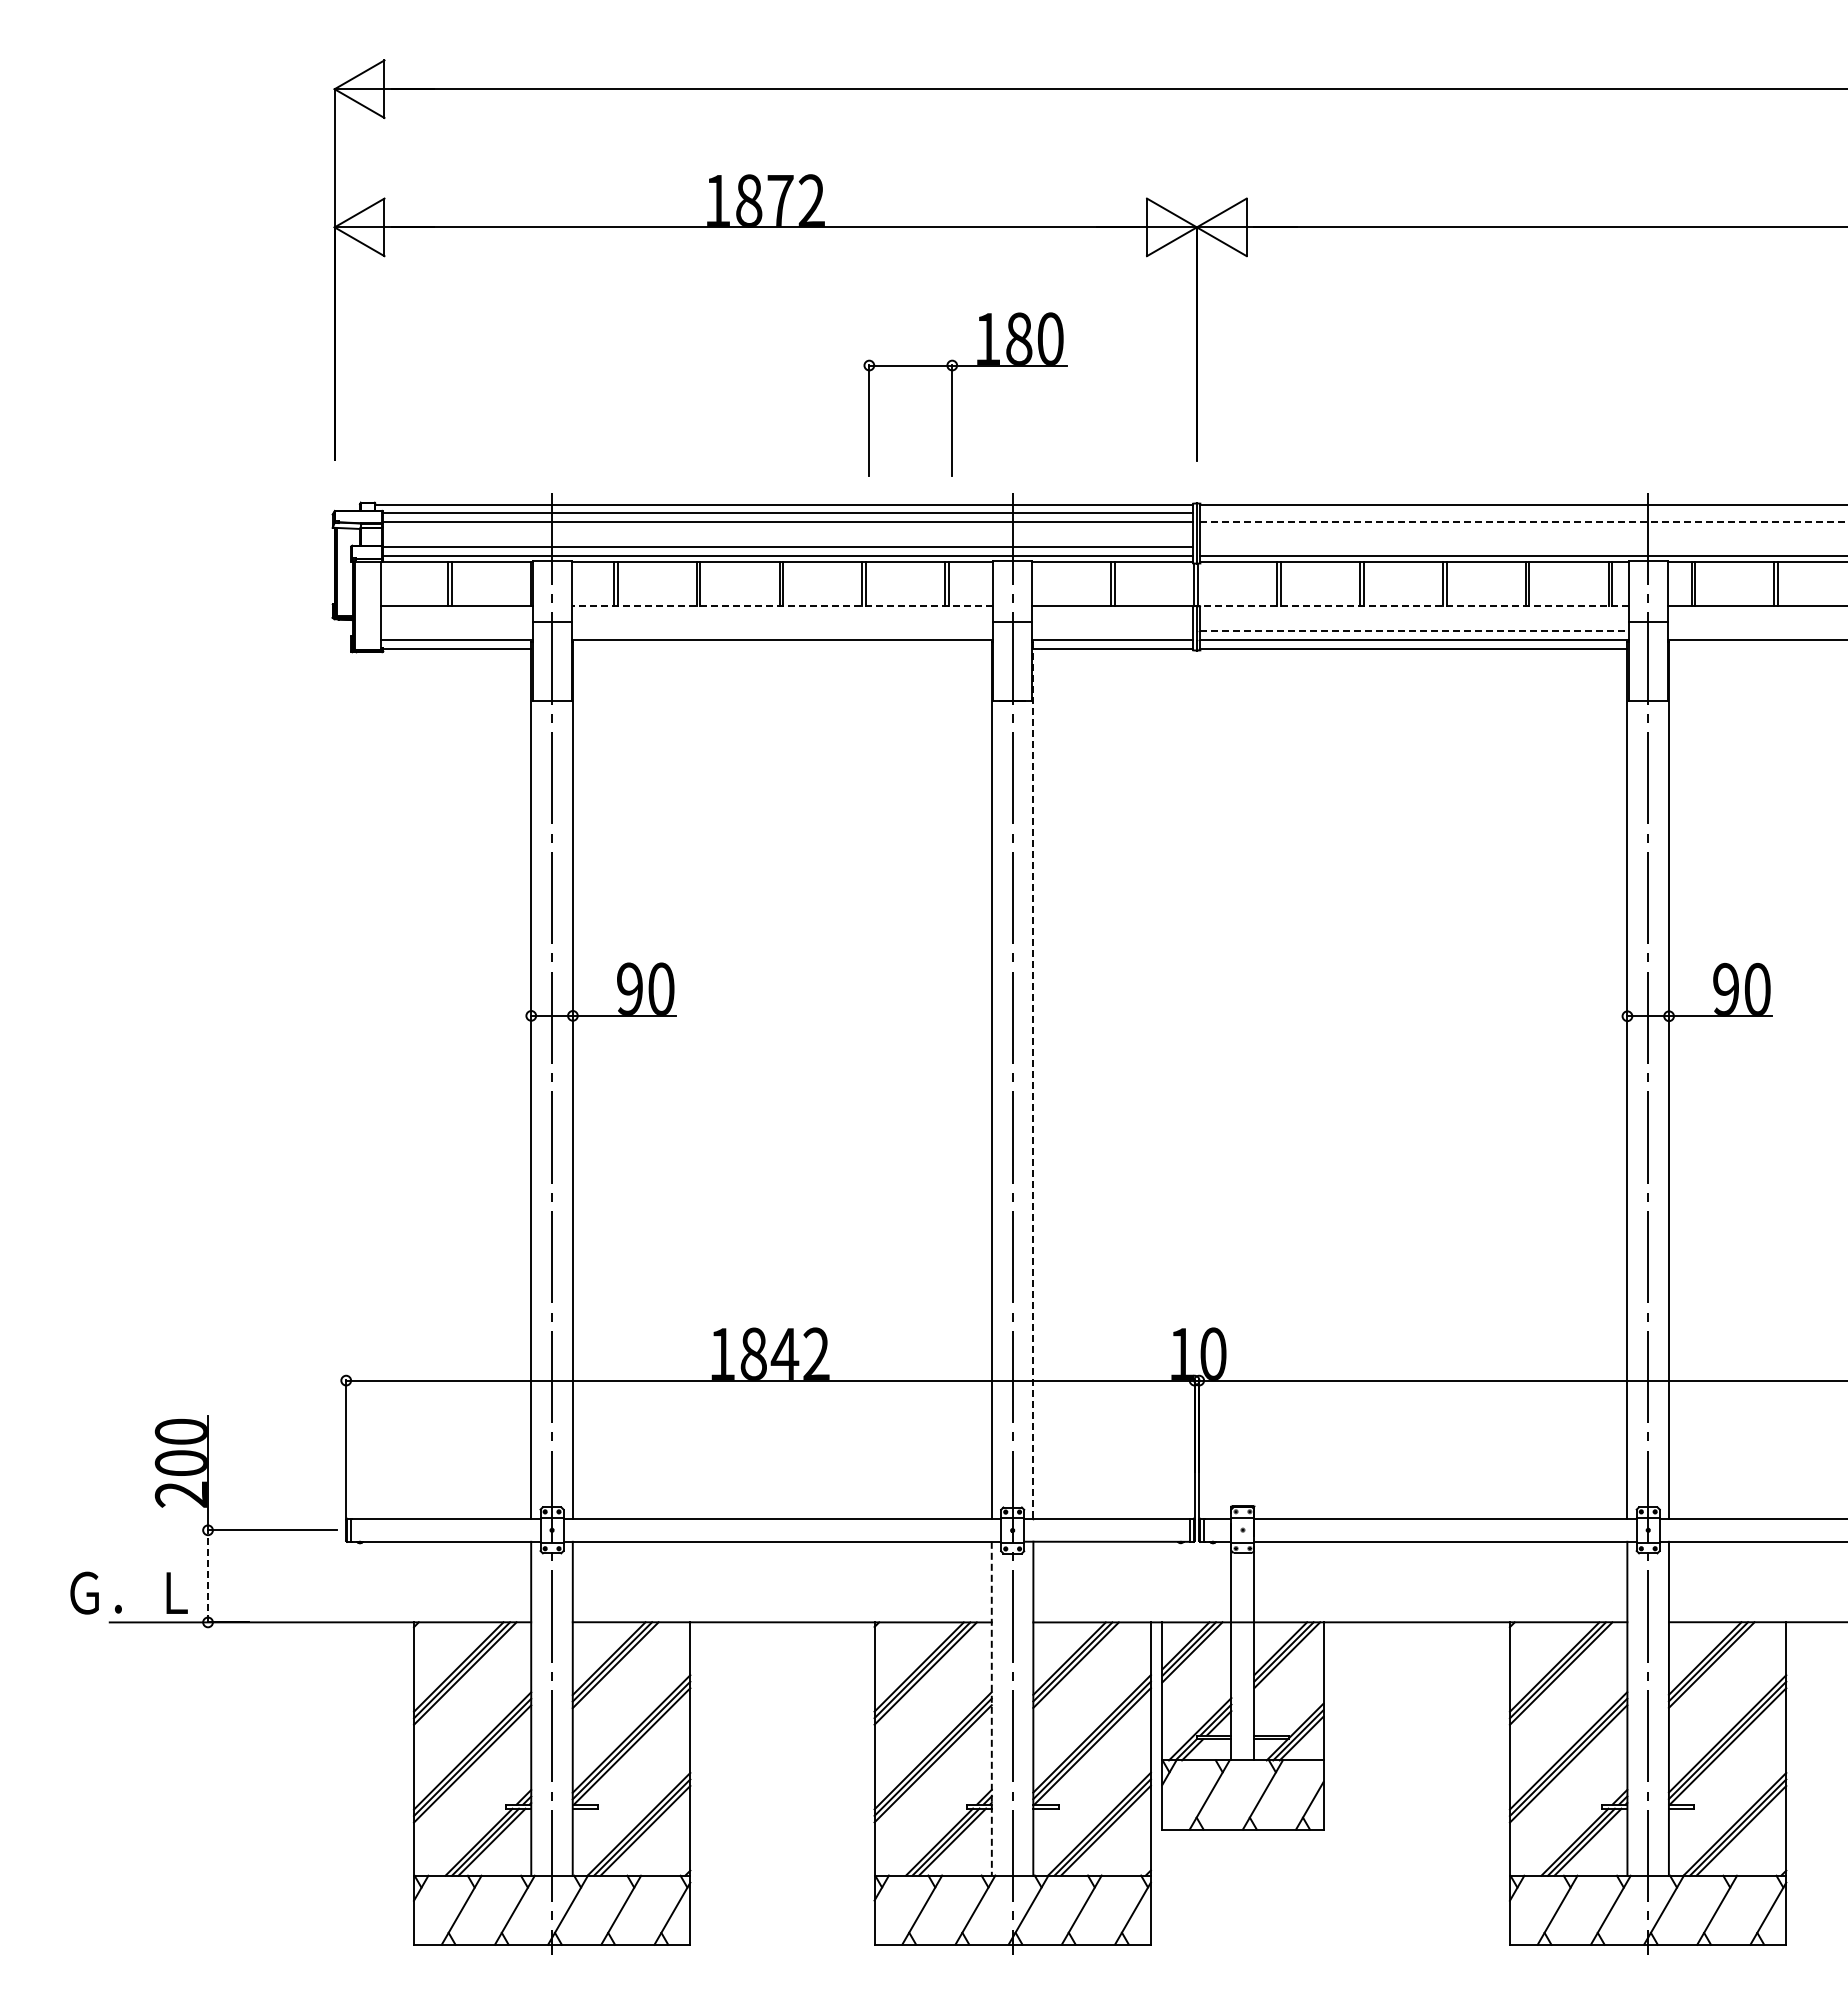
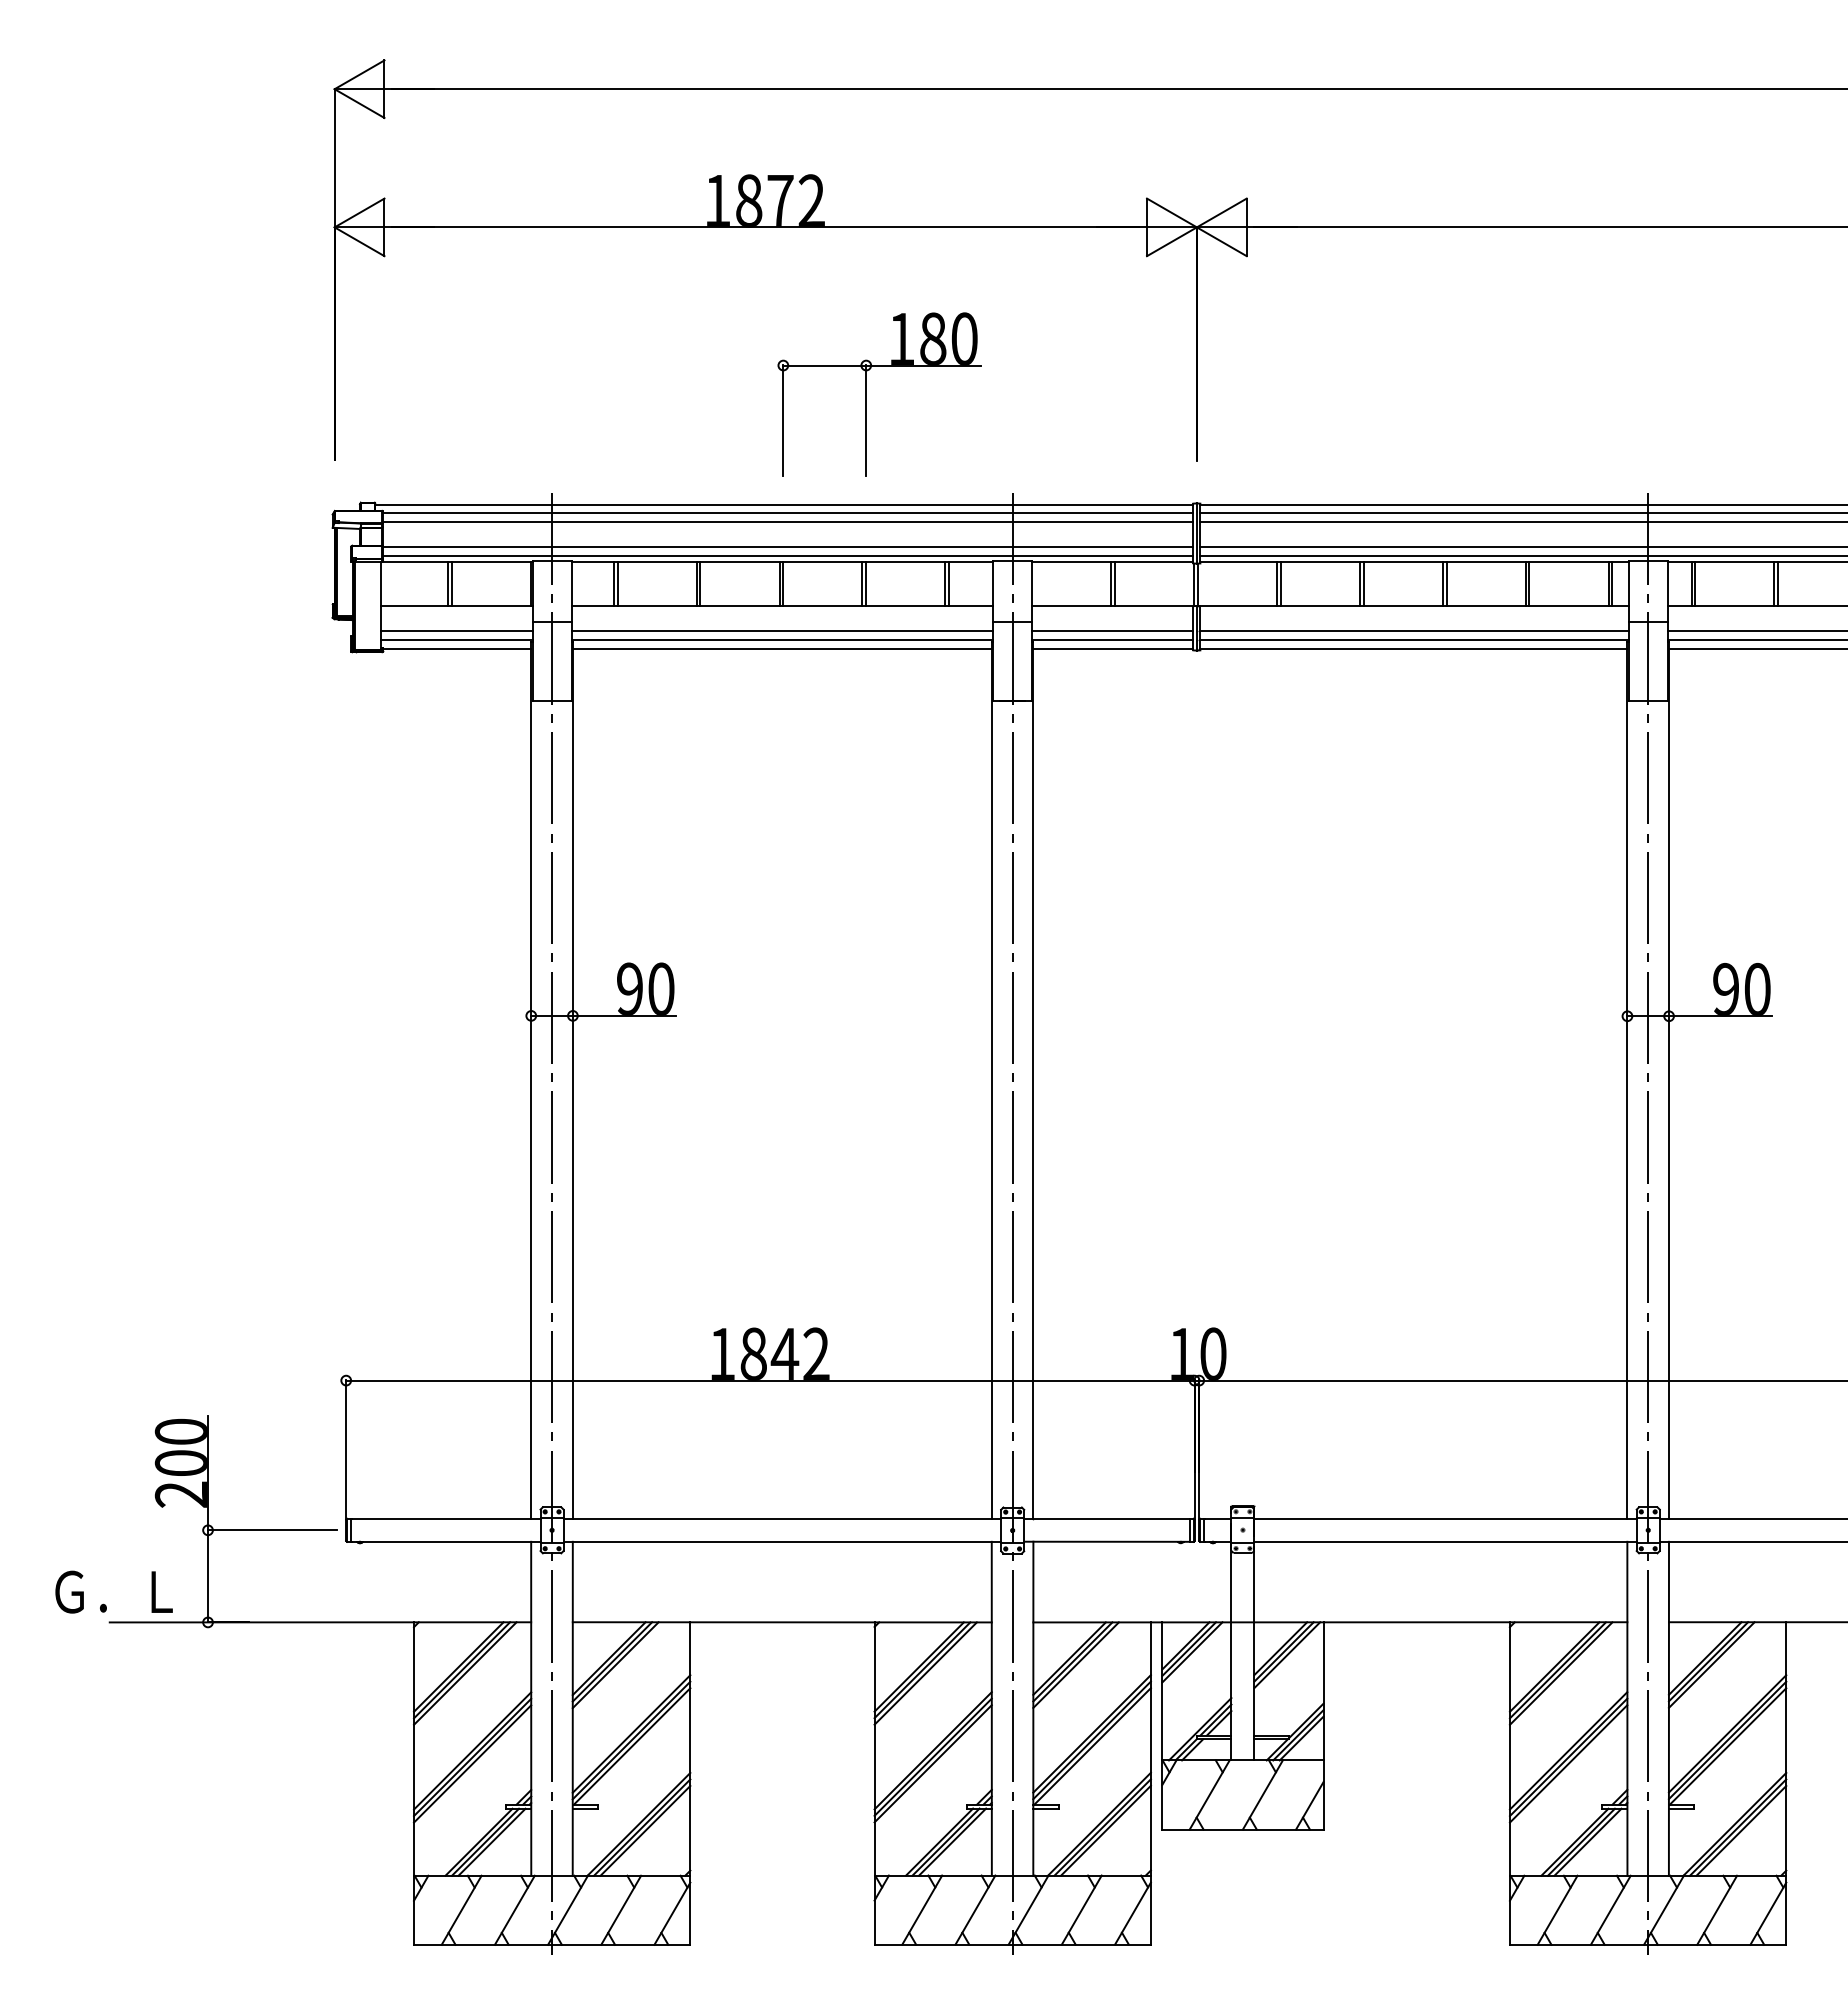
part position: (952, 394) -> (866, 394) (866, 394)
line: none -> present (1522, 513)
line: dashed -> solid (1524, 522)
line: none -> present (1522, 547)
line: dashed -> solid (782, 605)
line: dashed -> solid (1412, 605)
line: none -> present (456, 631)
line: none -> present (782, 631)
line: none -> present (1112, 631)
line: dashed -> solid (1415, 631)
line: none -> present (1755, 631)
line: none -> present (781, 648)
line: none -> present (1756, 648)
line: dashed -> solid (1033, 1080)
line: dashed -> solid (208, 1575)
text position: (128, 1592) -> (113, 1591) (113, 1591)
line: dashed -> solid (991, 1708)
